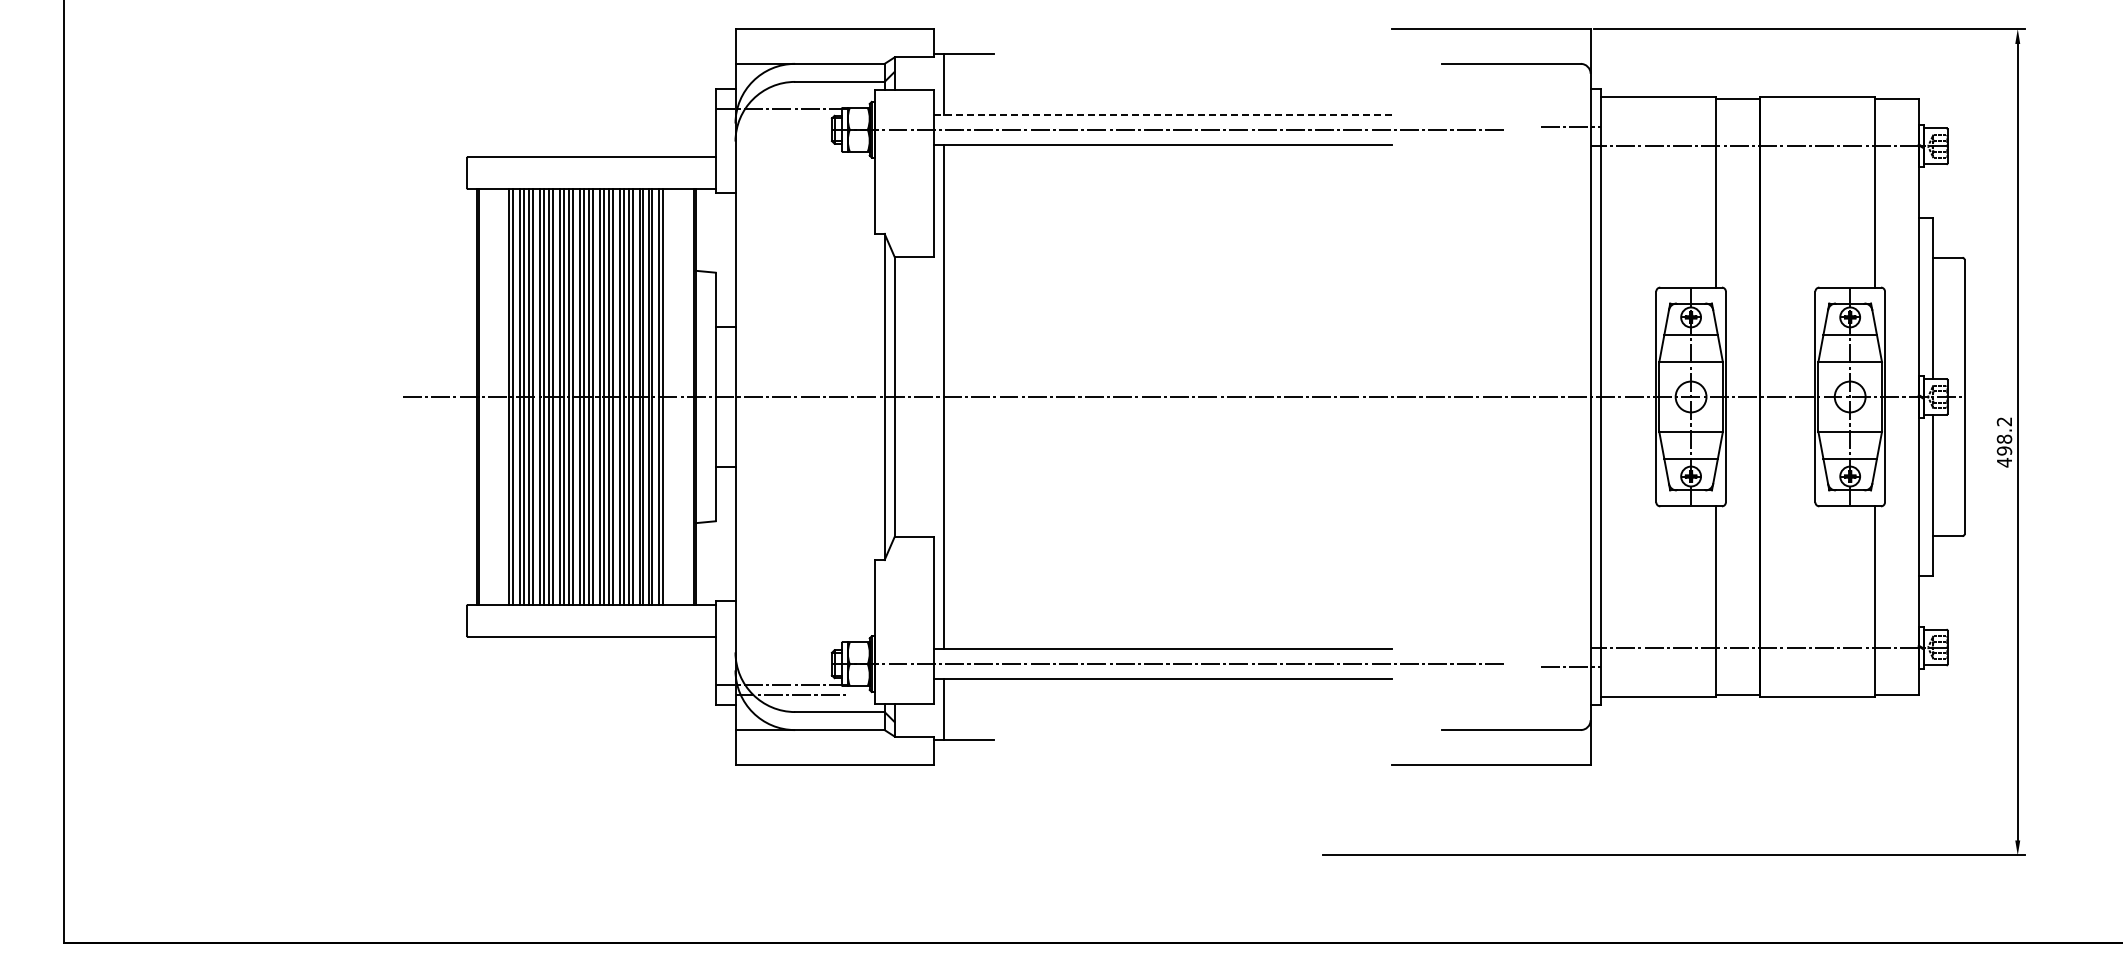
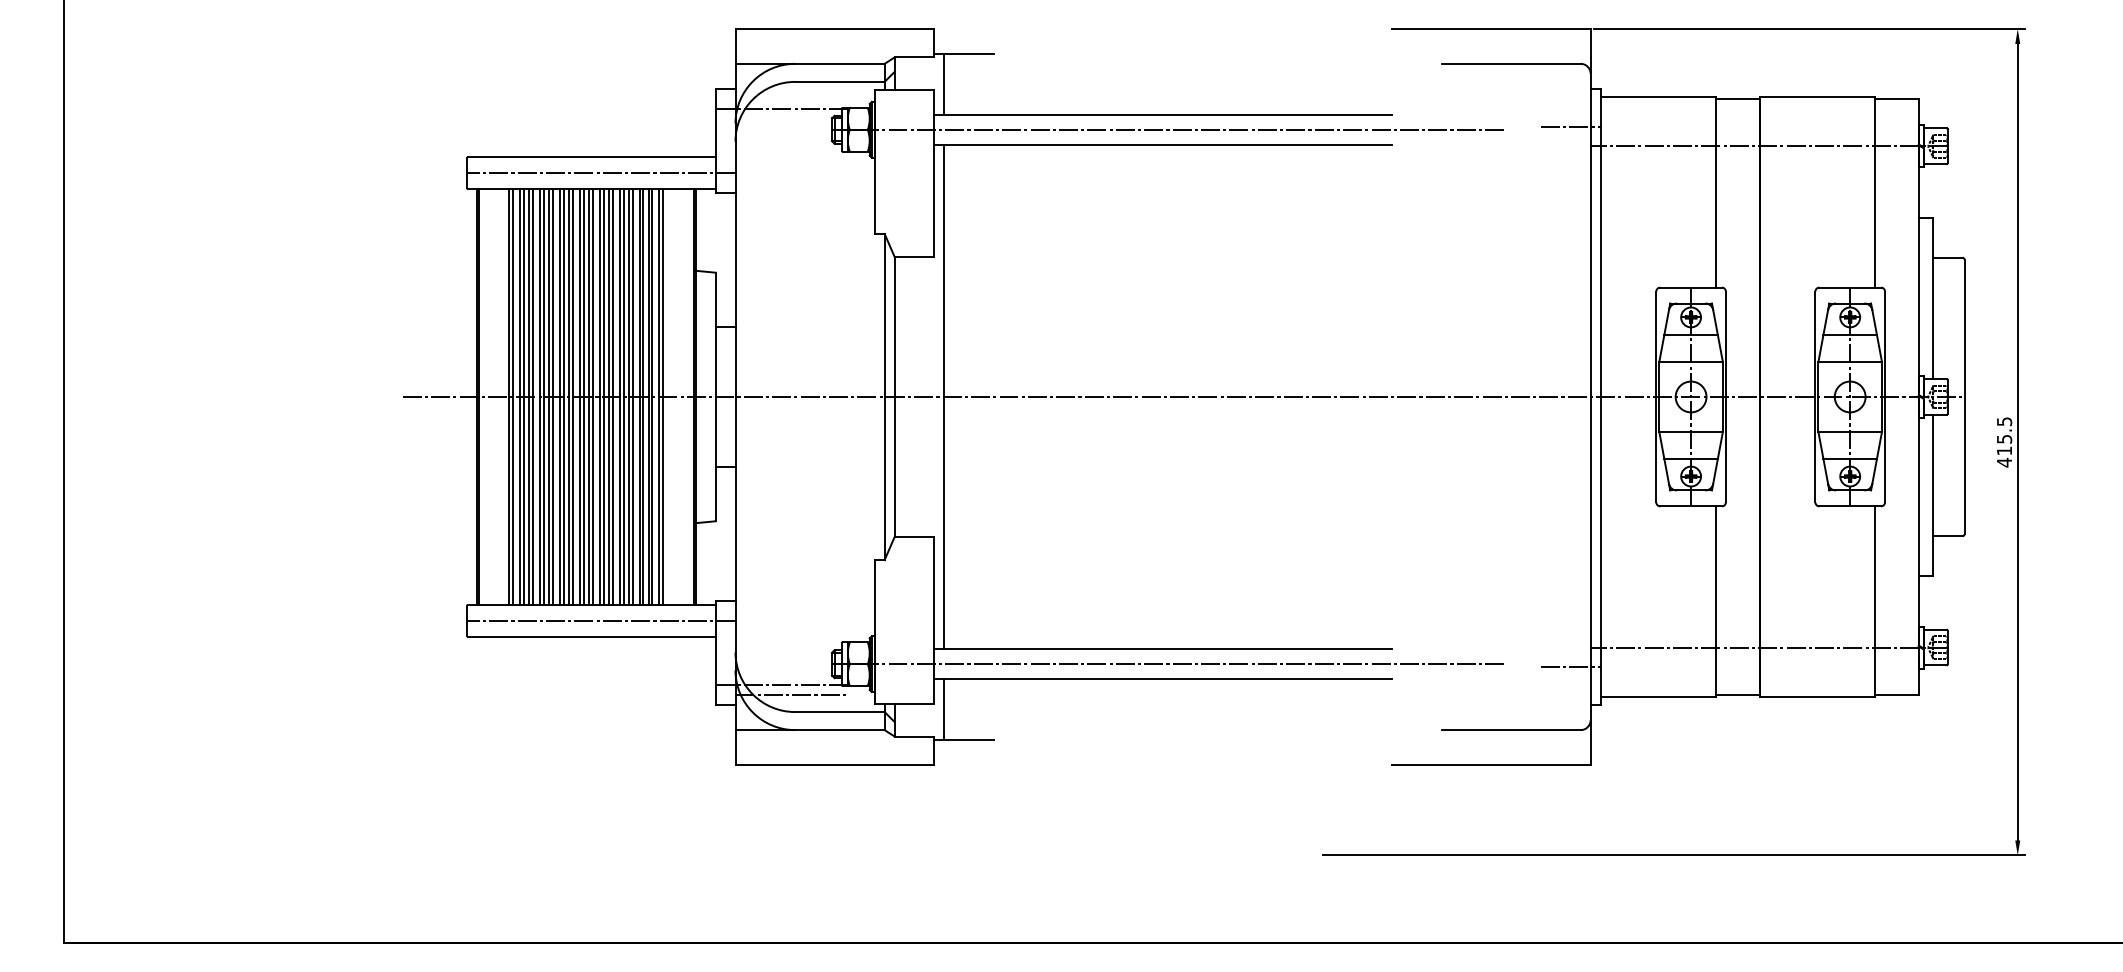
line: dashed -> solid (1163, 114)
line: none -> present (601, 173)
text: 498.2 -> 415.5 (2004, 436)
line: none -> present (601, 620)
